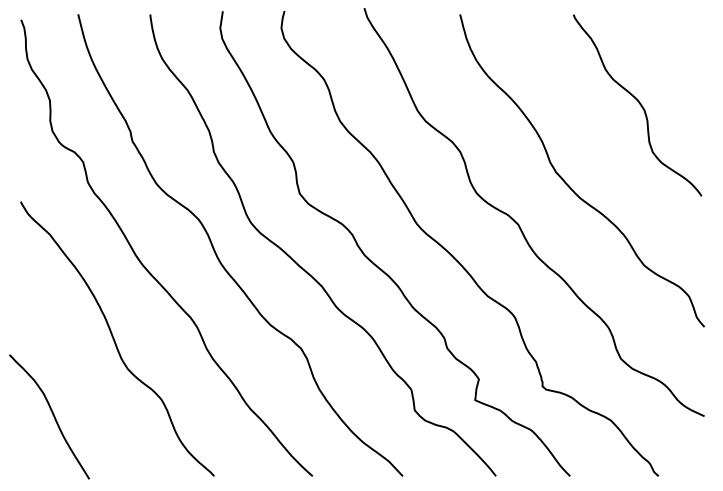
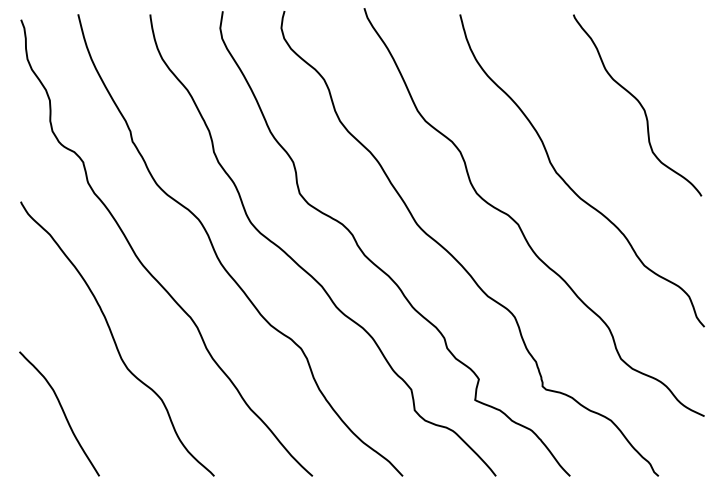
curve position: (52, 415) -> (62, 412) (62, 412)
